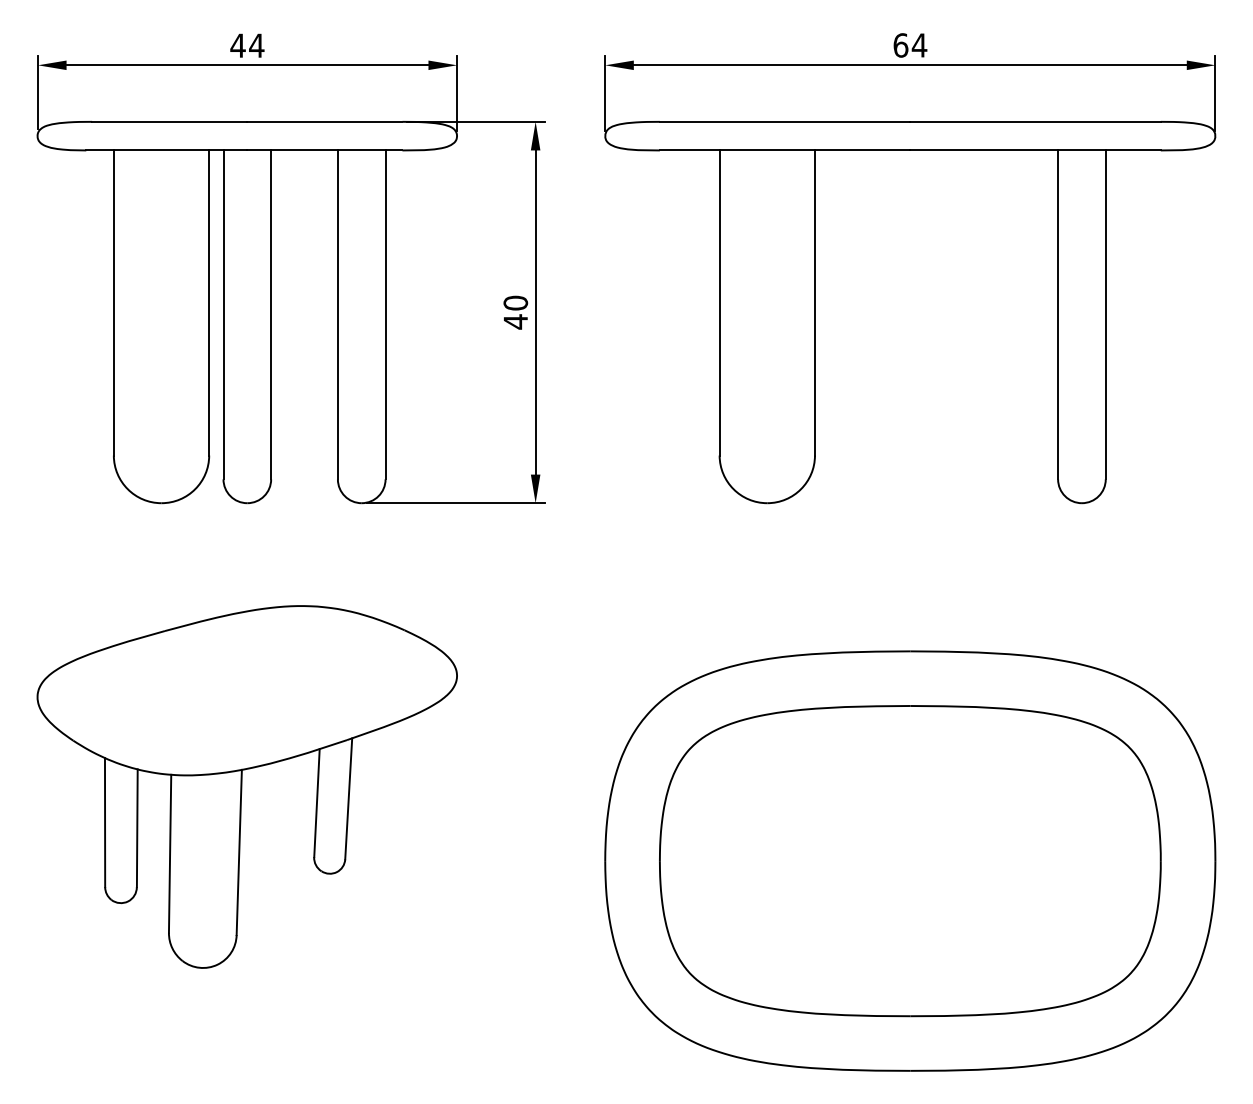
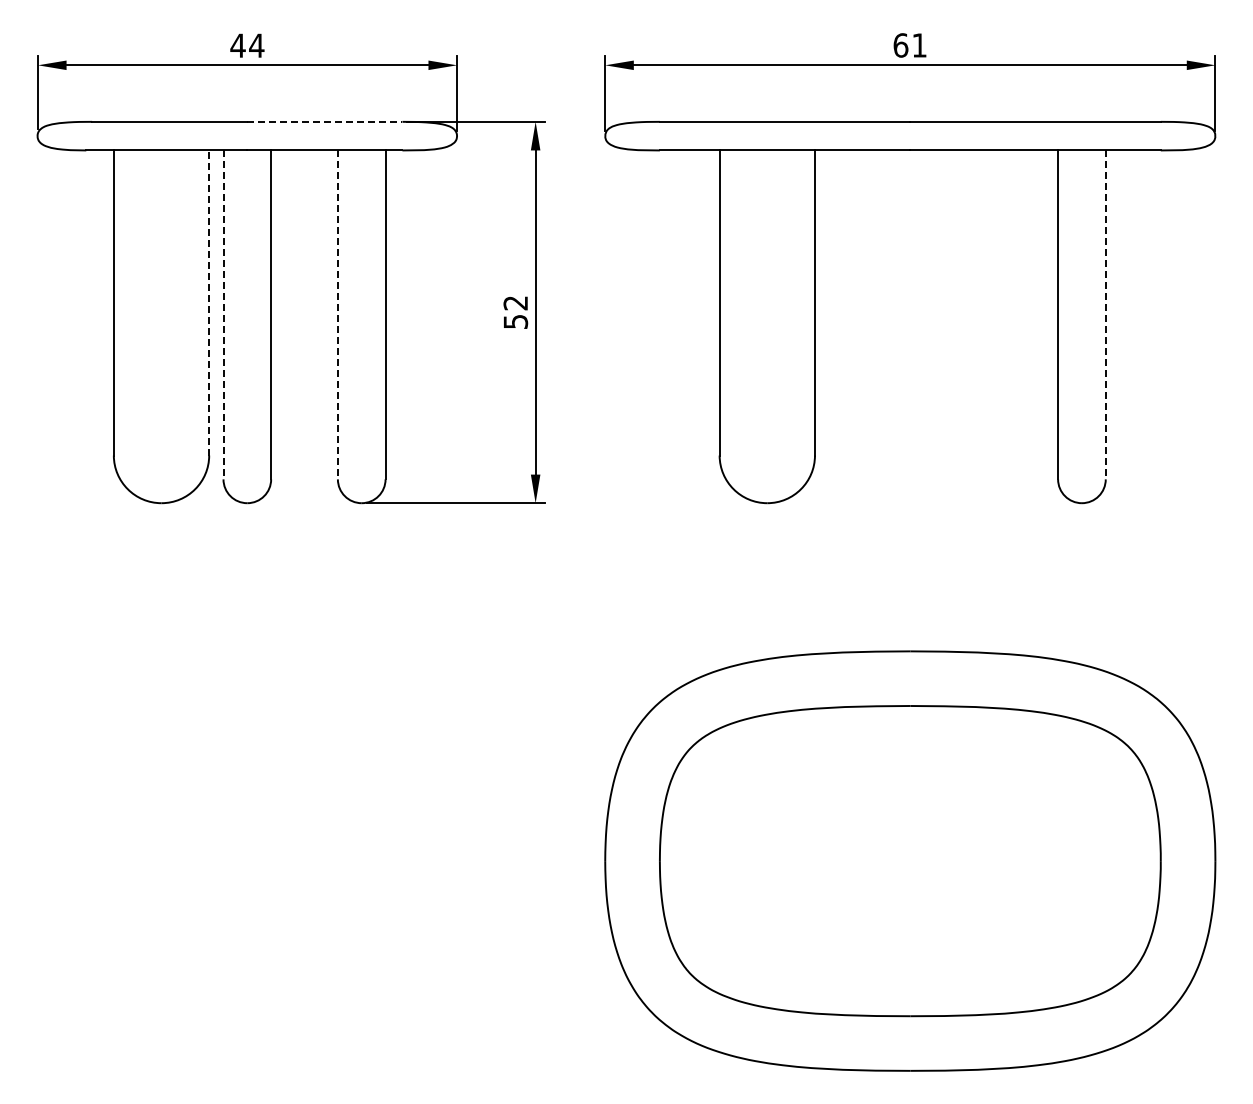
text: 64 -> 61 (919, 45)
line: solid -> dashed (324, 121)
line: solid -> dashed (209, 302)
text: 40 -> 52 (515, 312)
line: solid -> dashed (223, 315)
line: solid -> dashed (337, 315)
line: solid -> dashed (1105, 315)
part: present -> none (246, 786)
